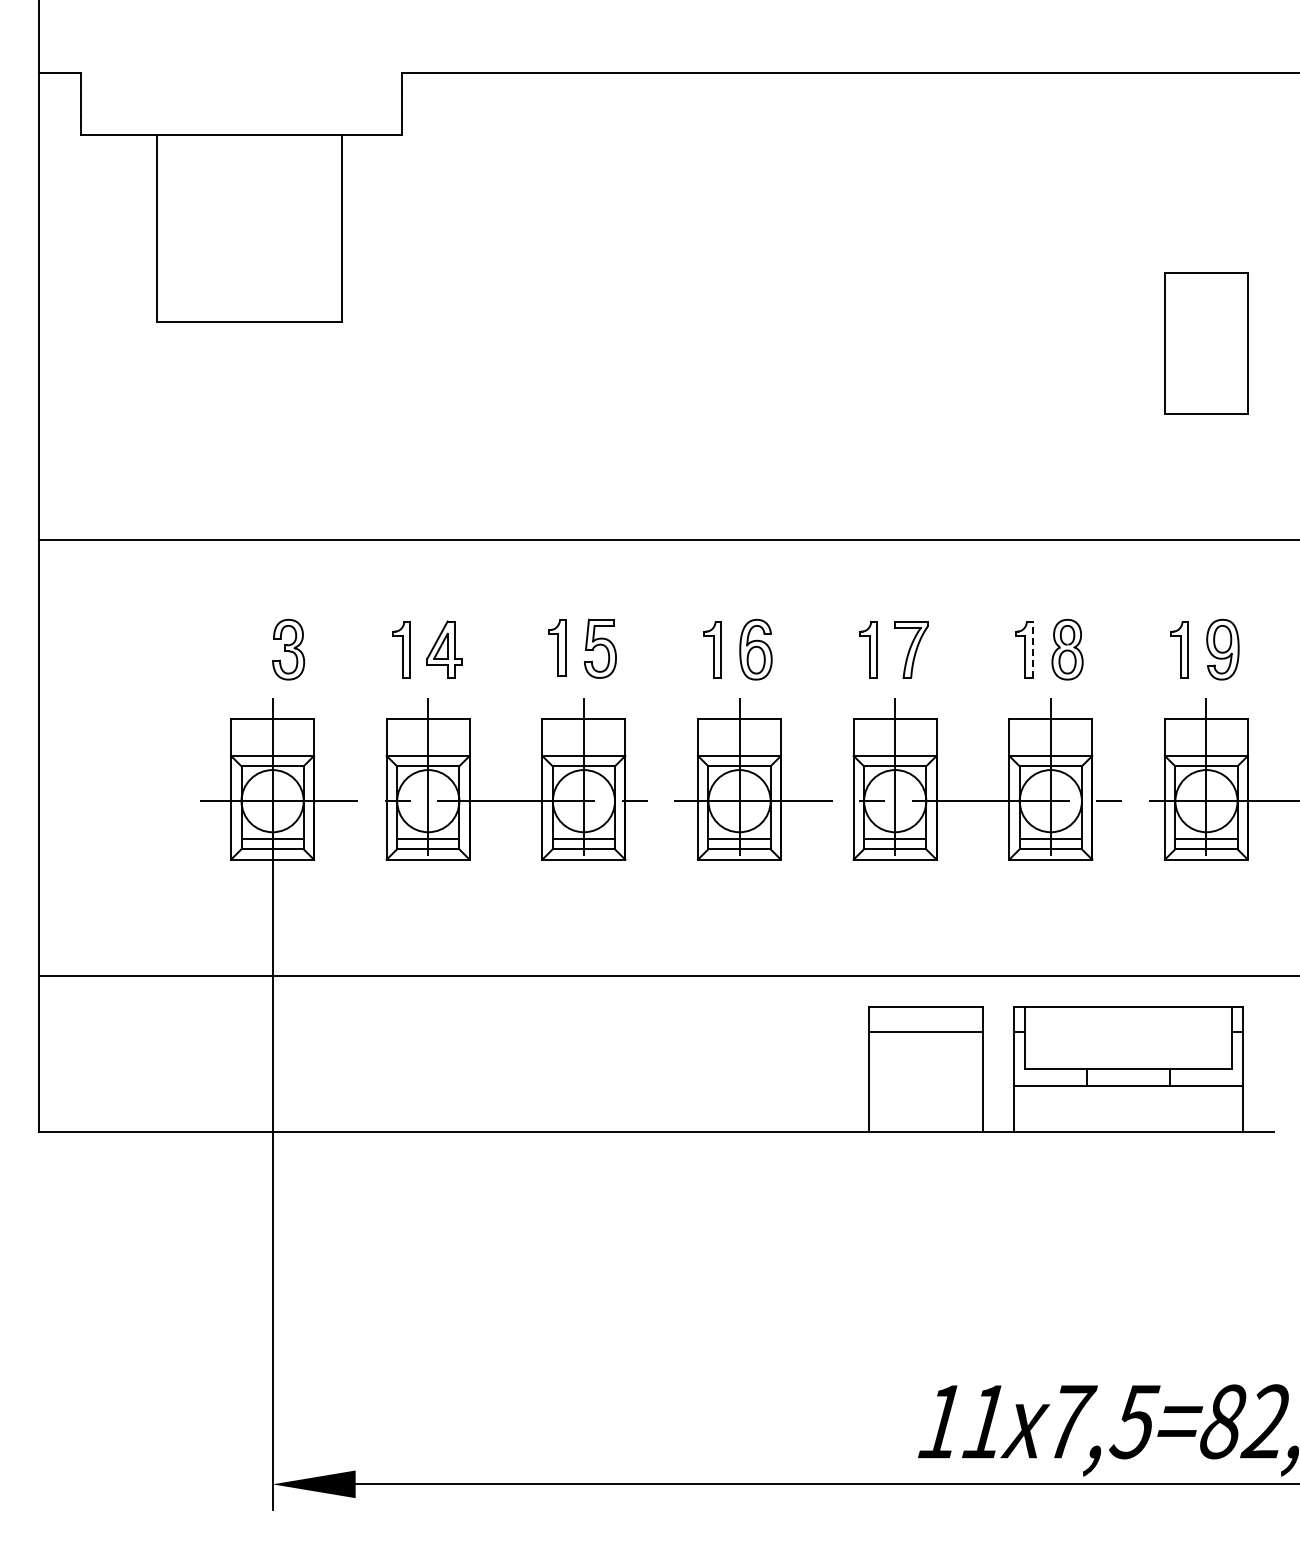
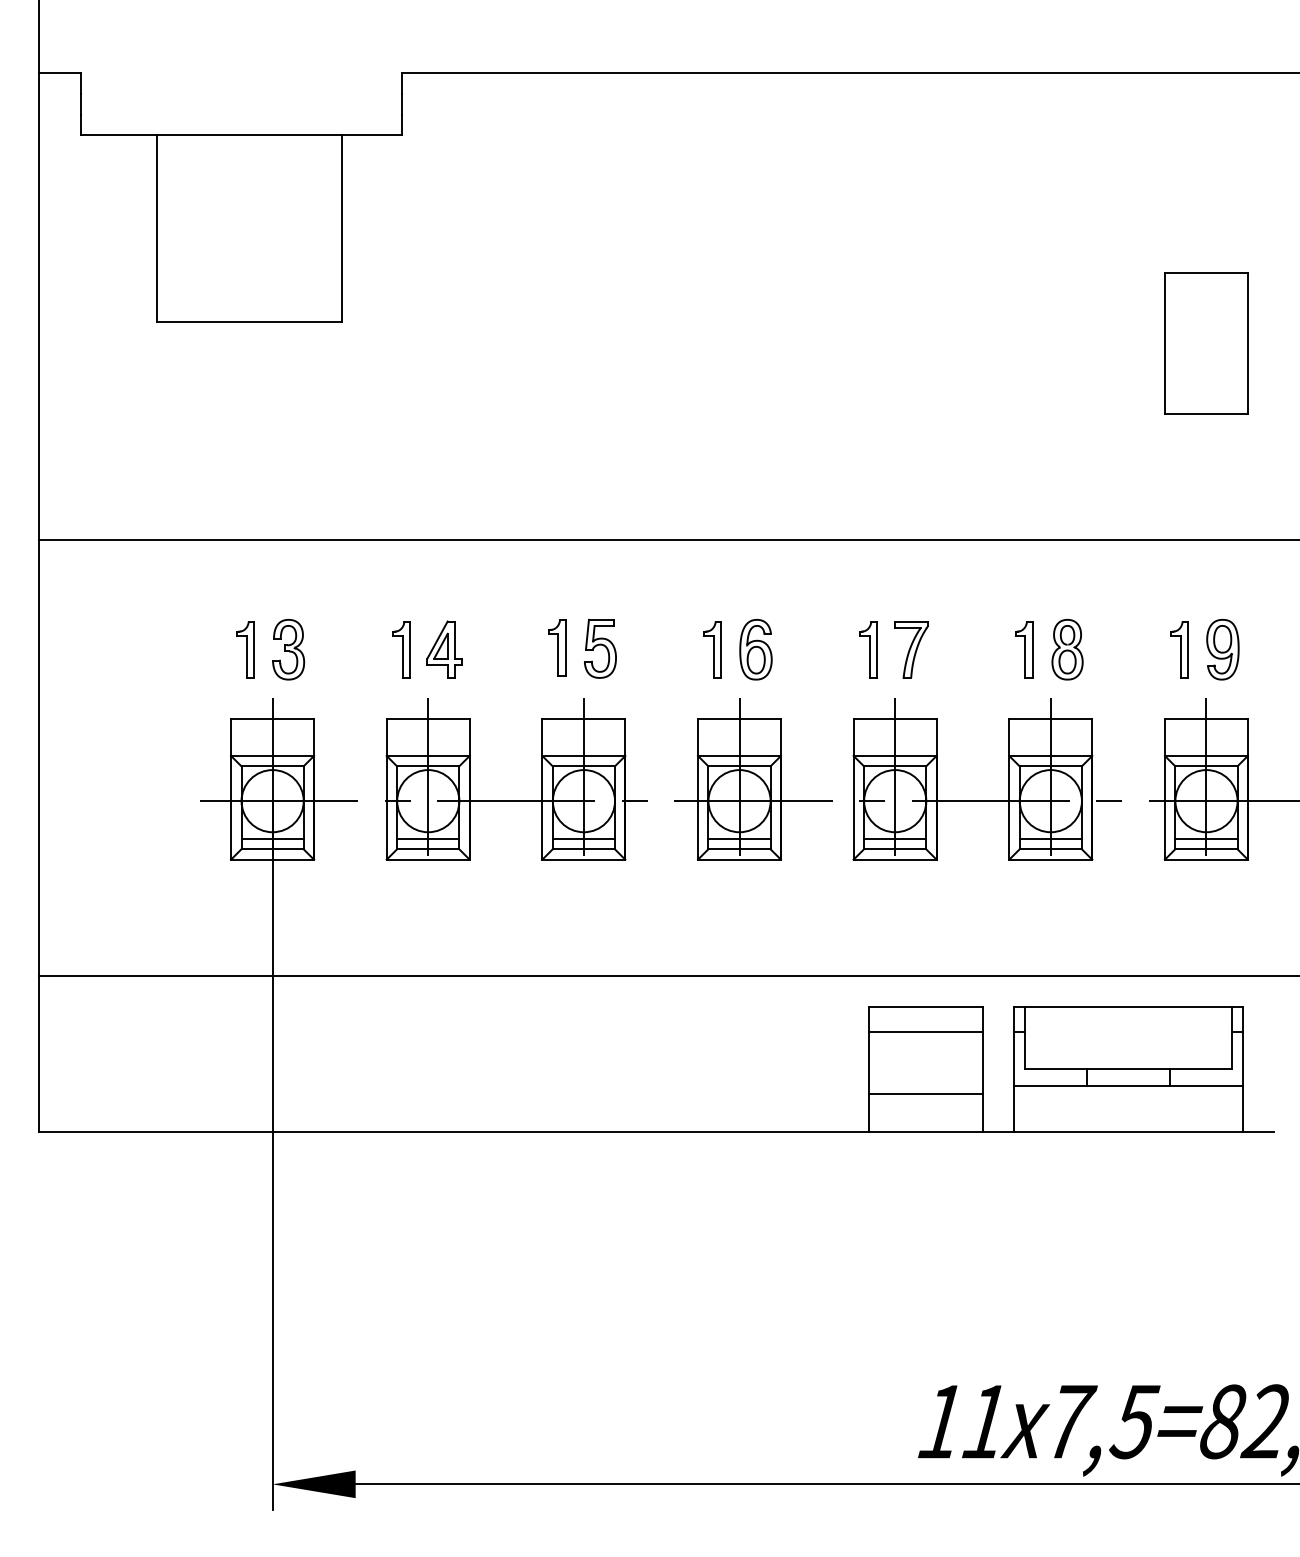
part: none -> present (245, 649)
line: dashed -> solid (1032, 649)
line: none -> present (926, 1094)
